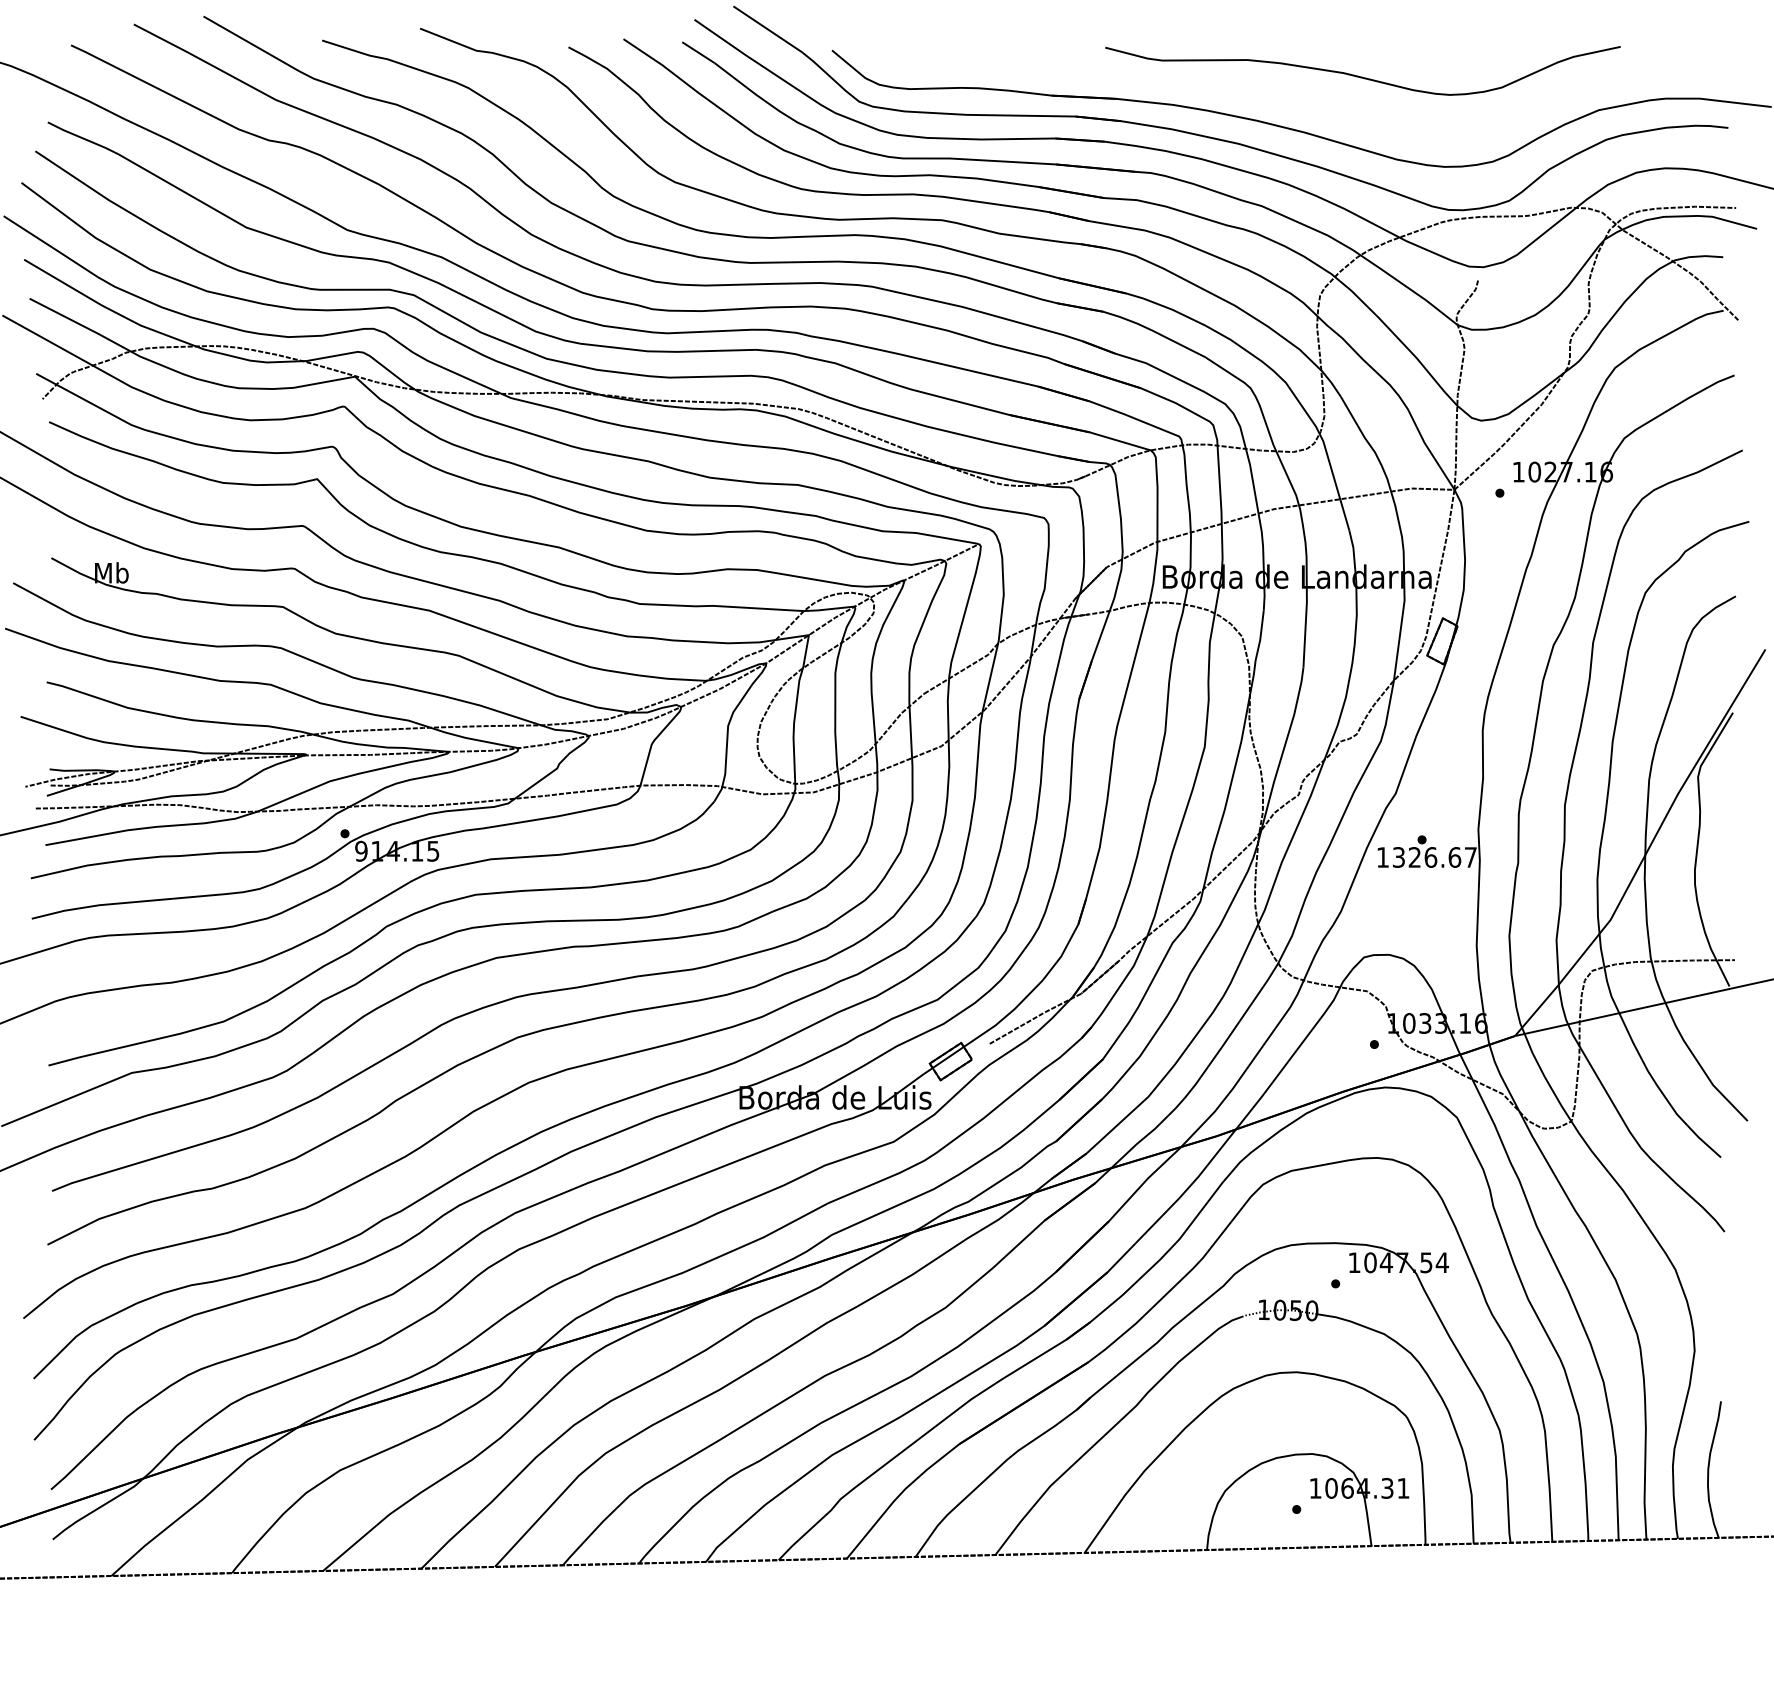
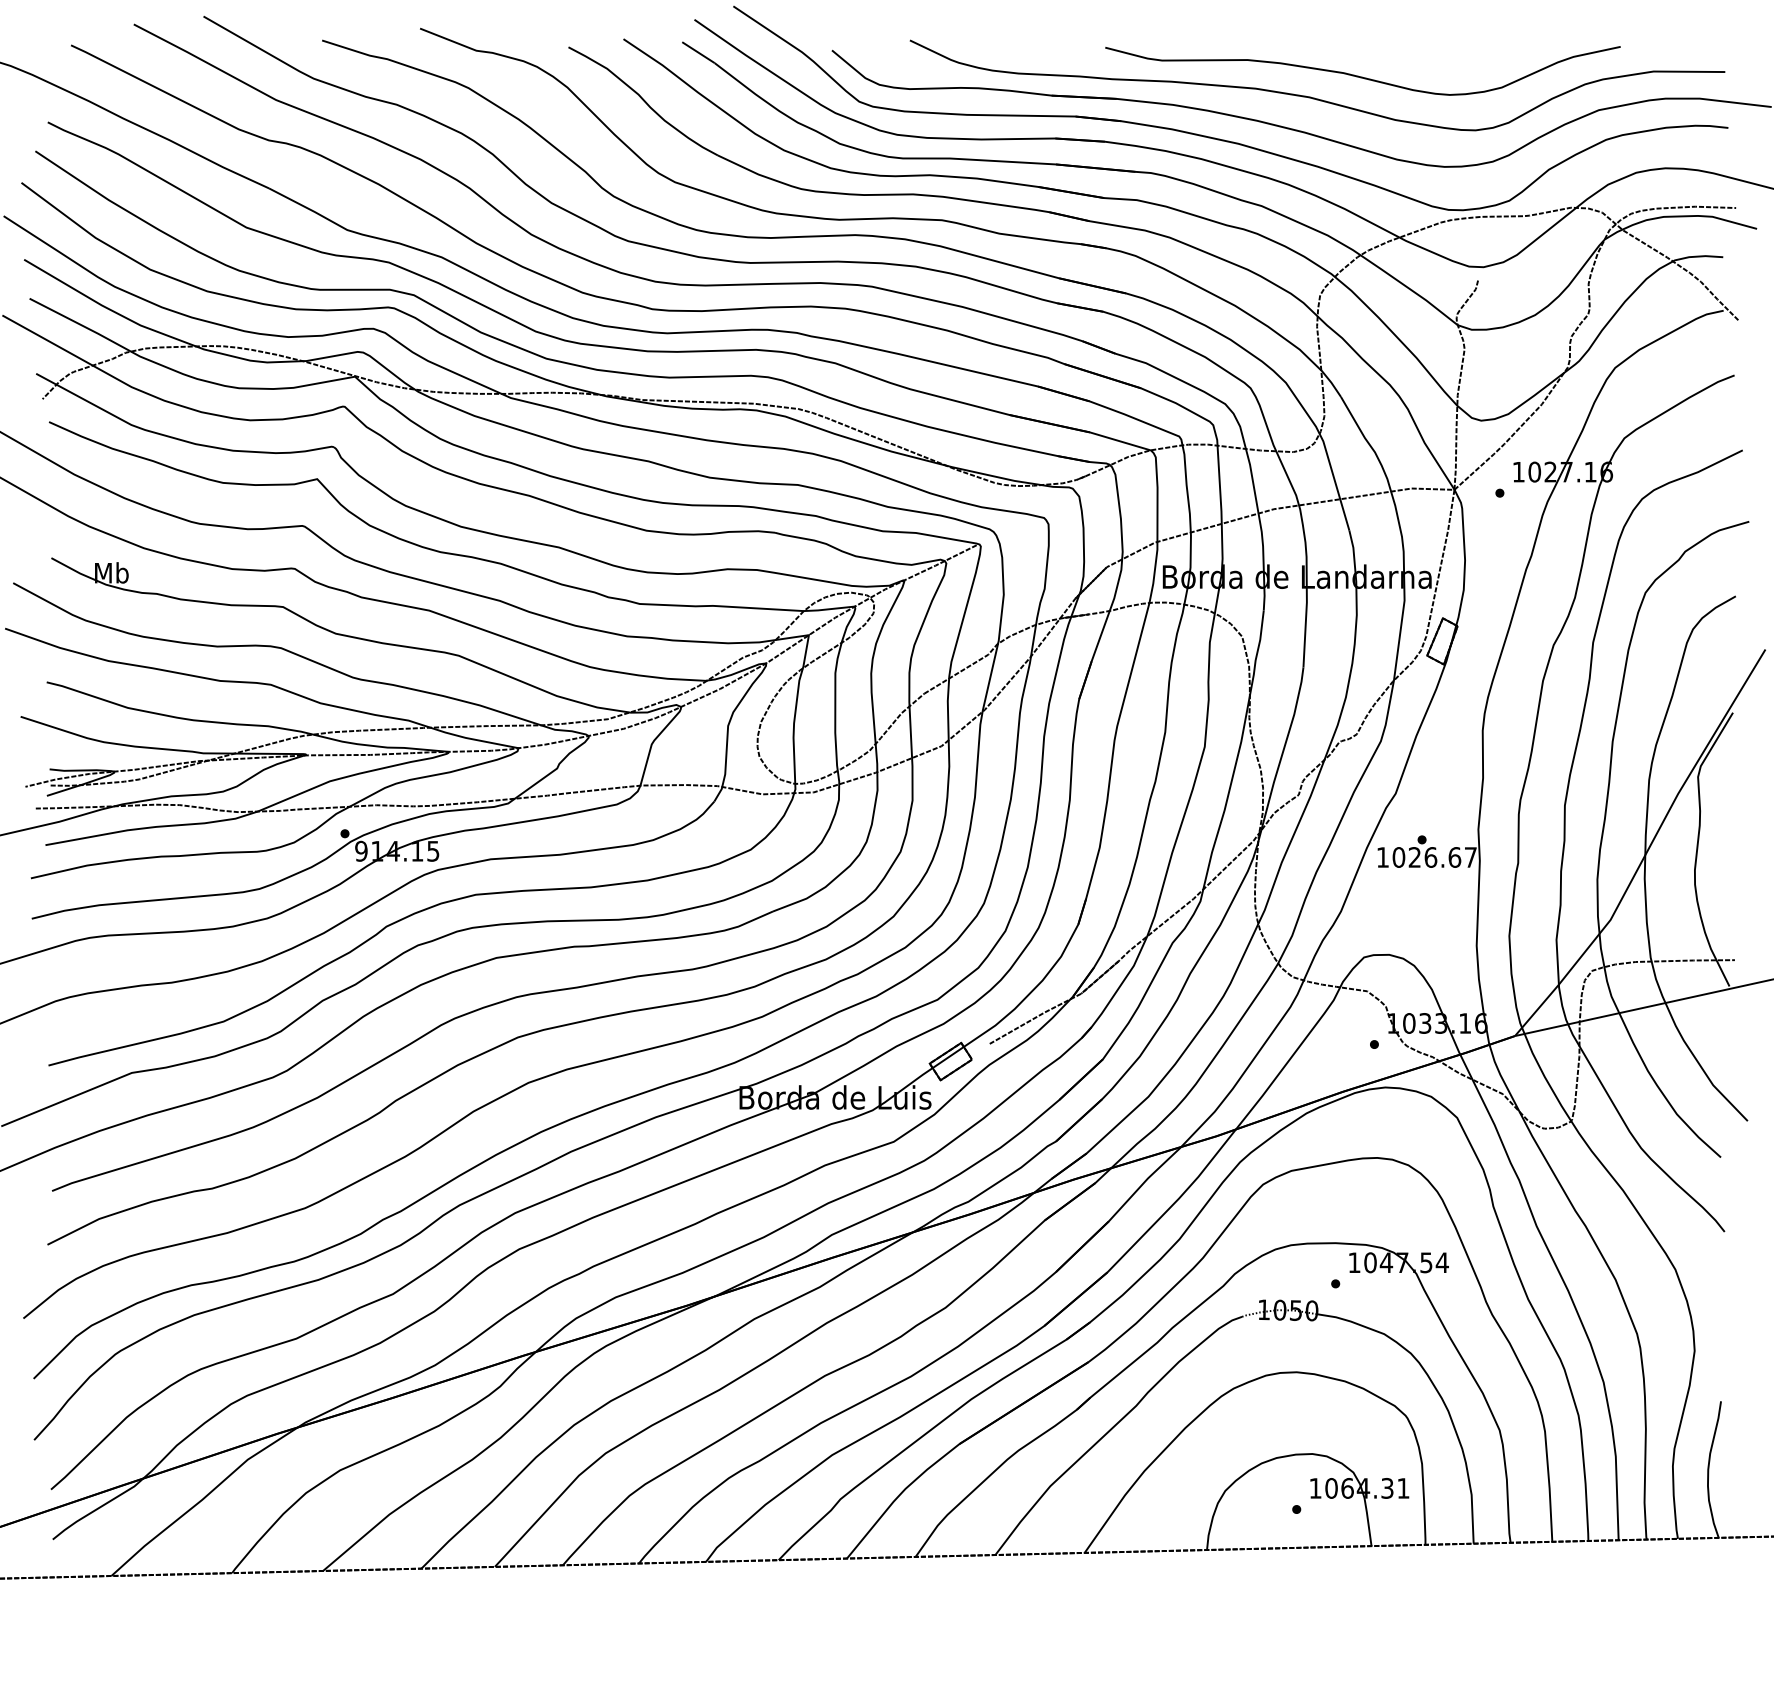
curve: none -> present (1314, 97)
text: 1326.67 -> 1026.67 (1398, 857)
